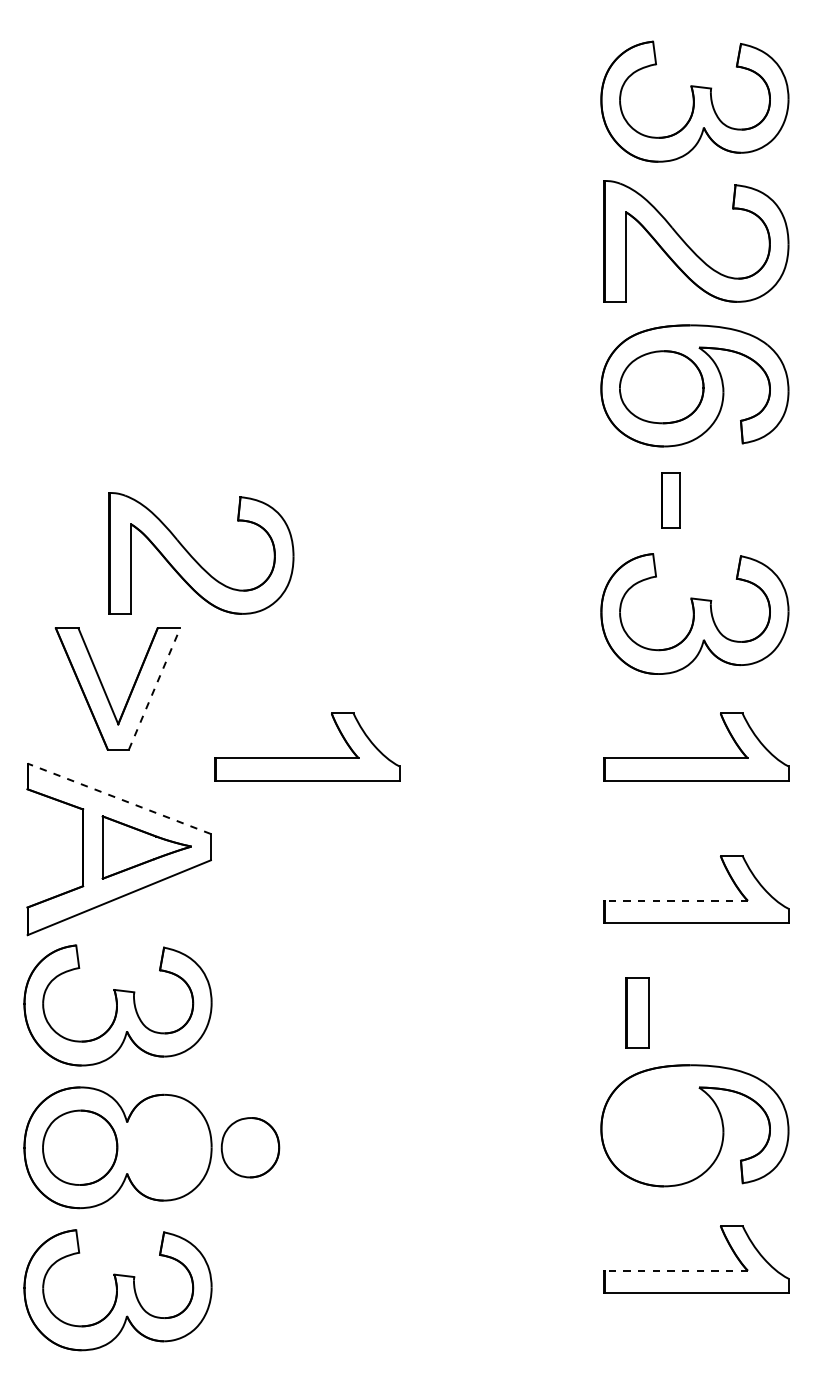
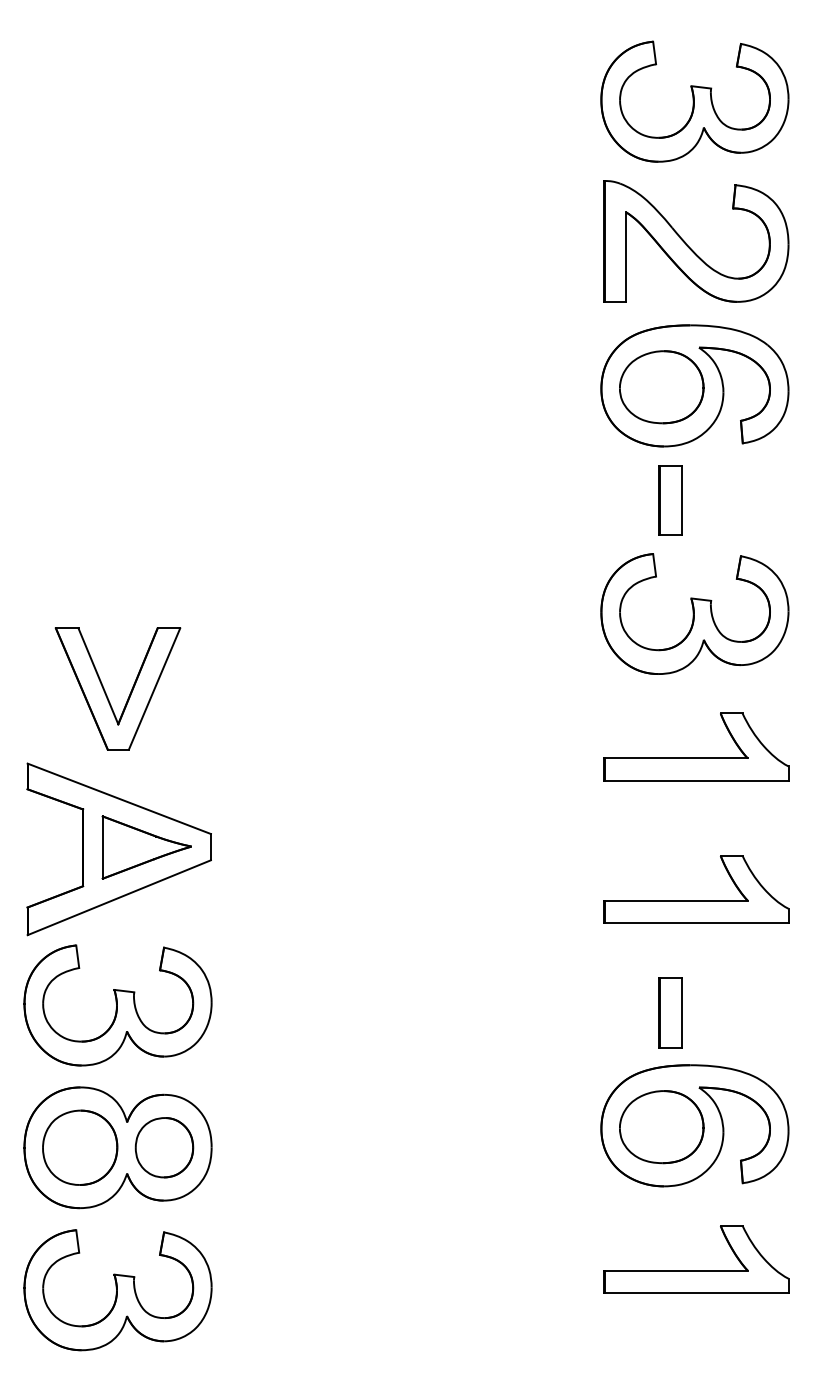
part size: 20x57 px -> 25x71 px (670, 500)
part: present -> none (195, 559)
line: dashed -> solid (154, 689)
part: present -> none (307, 757)
line: dashed -> solid (118, 798)
line: dashed -> solid (676, 900)
part position: (637, 1012) -> (670, 1012) (670, 1012)
part: none -> present (661, 1127)
part position: (250, 1147) -> (164, 1147) (164, 1147)
line: dashed -> solid (676, 1270)
